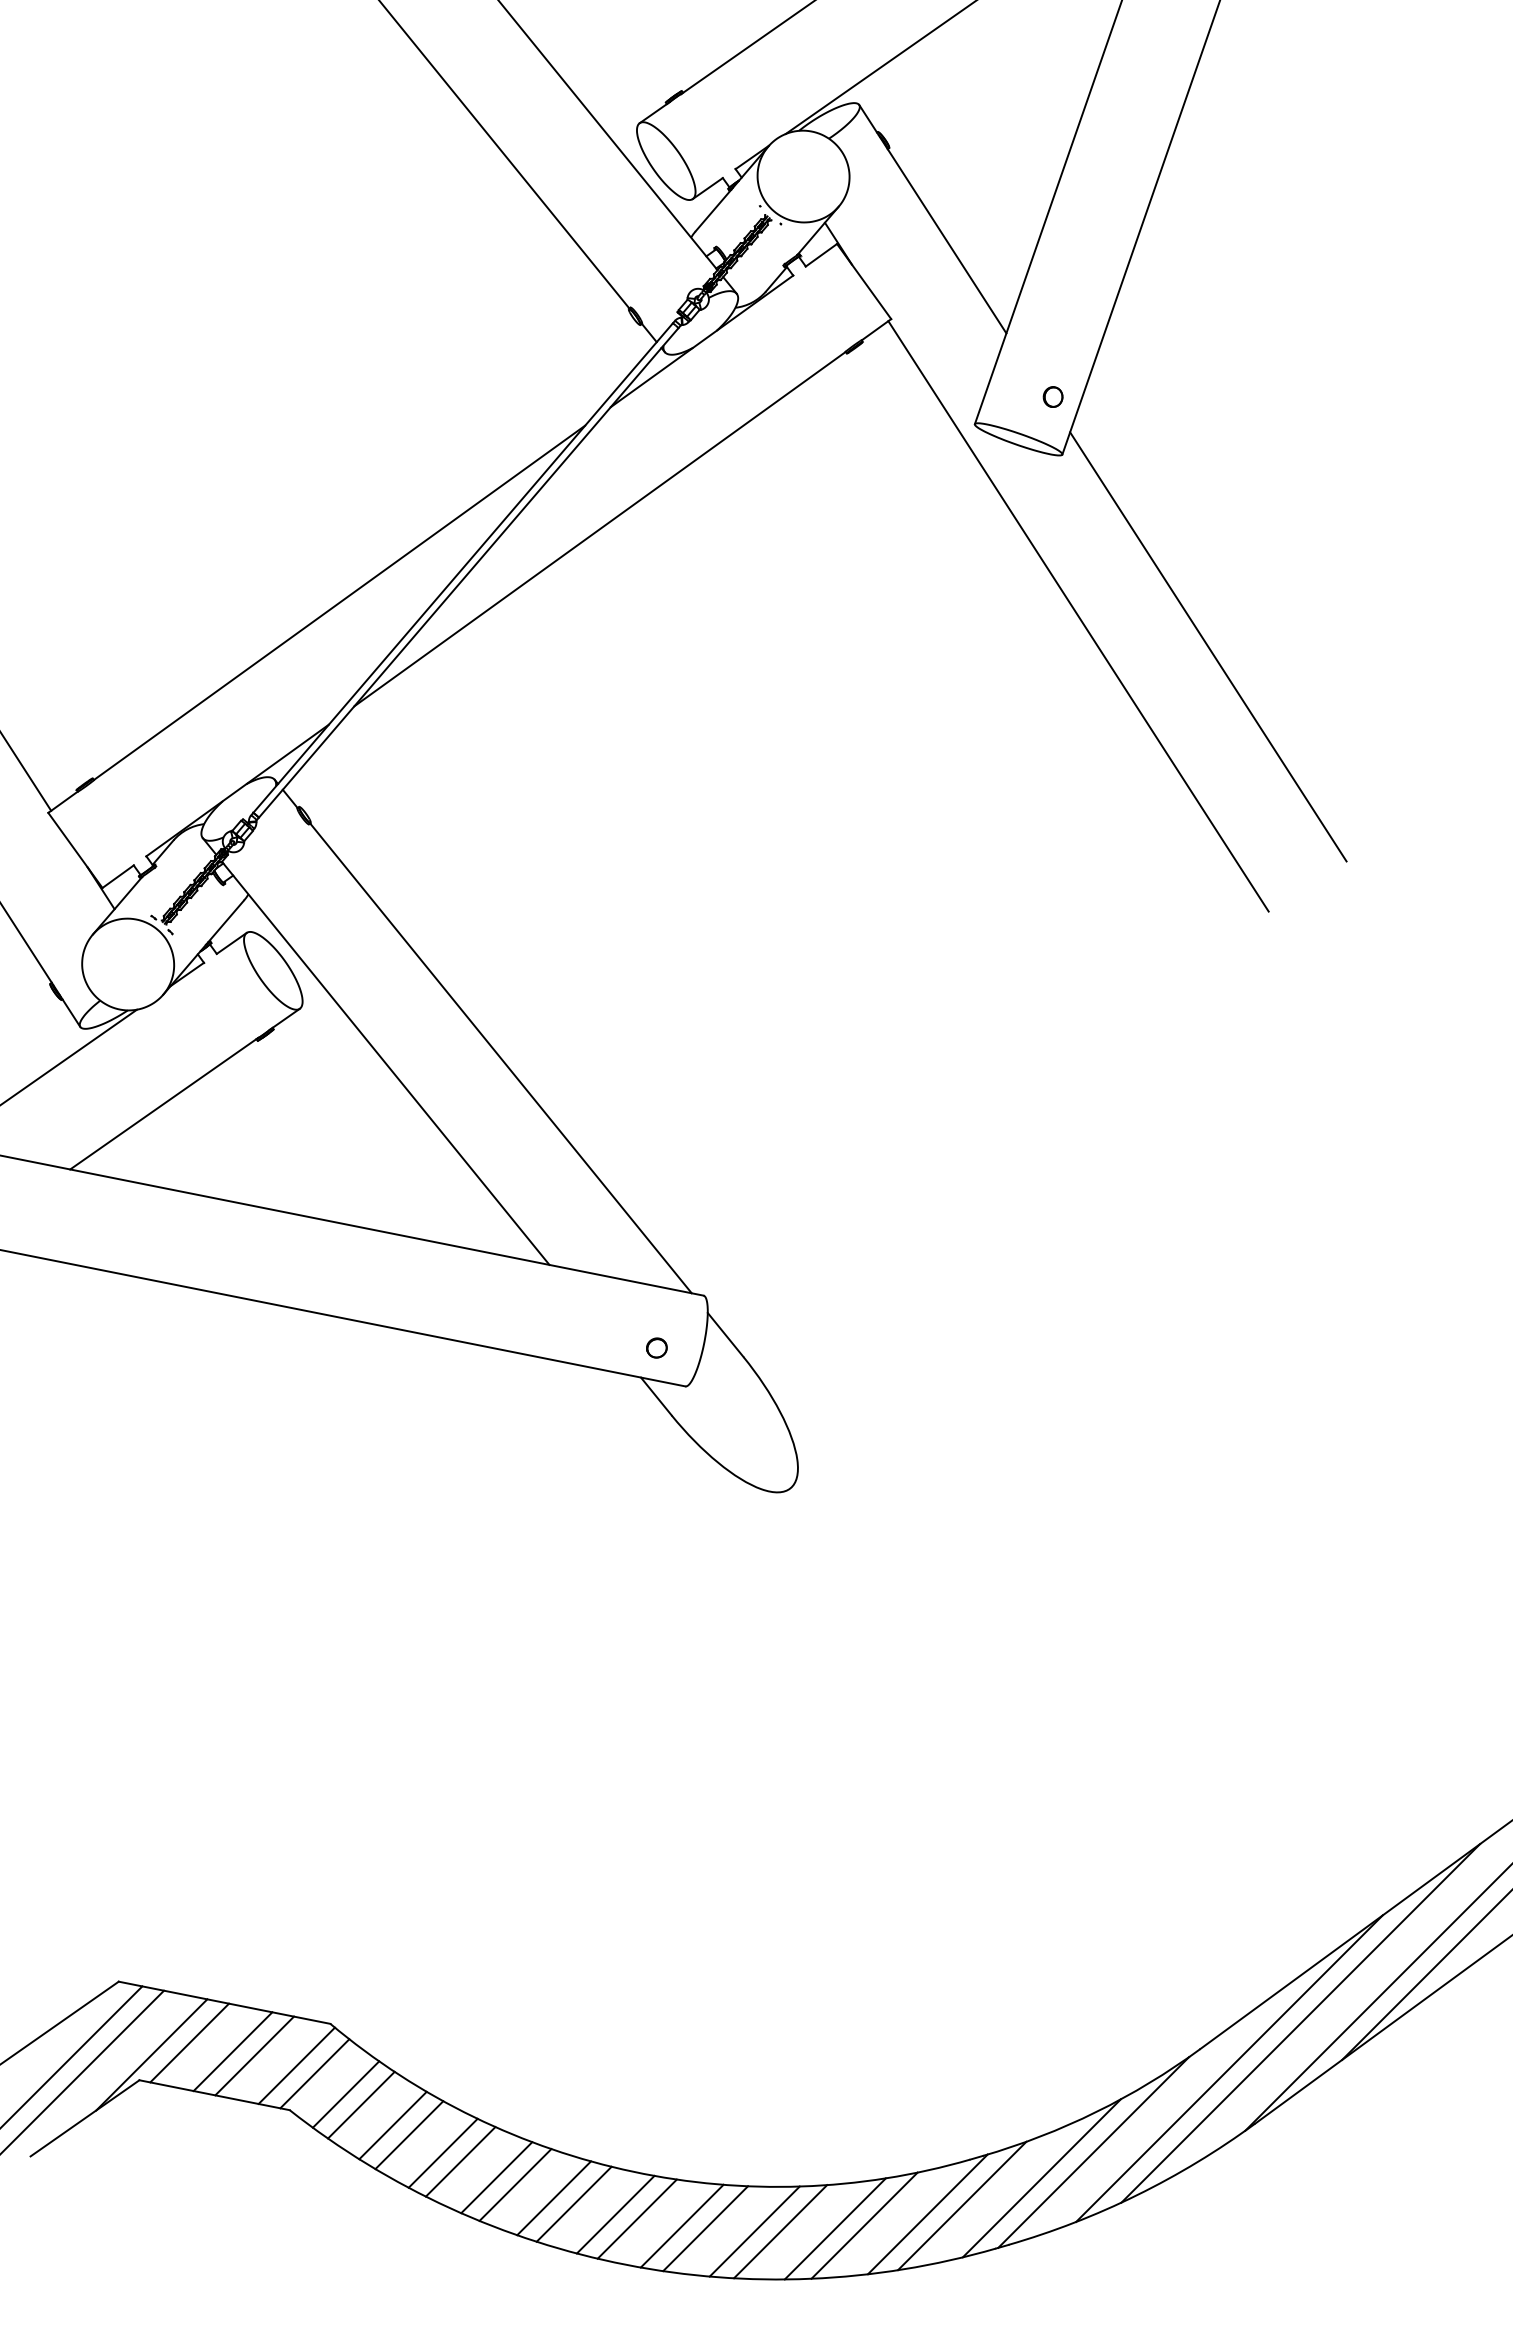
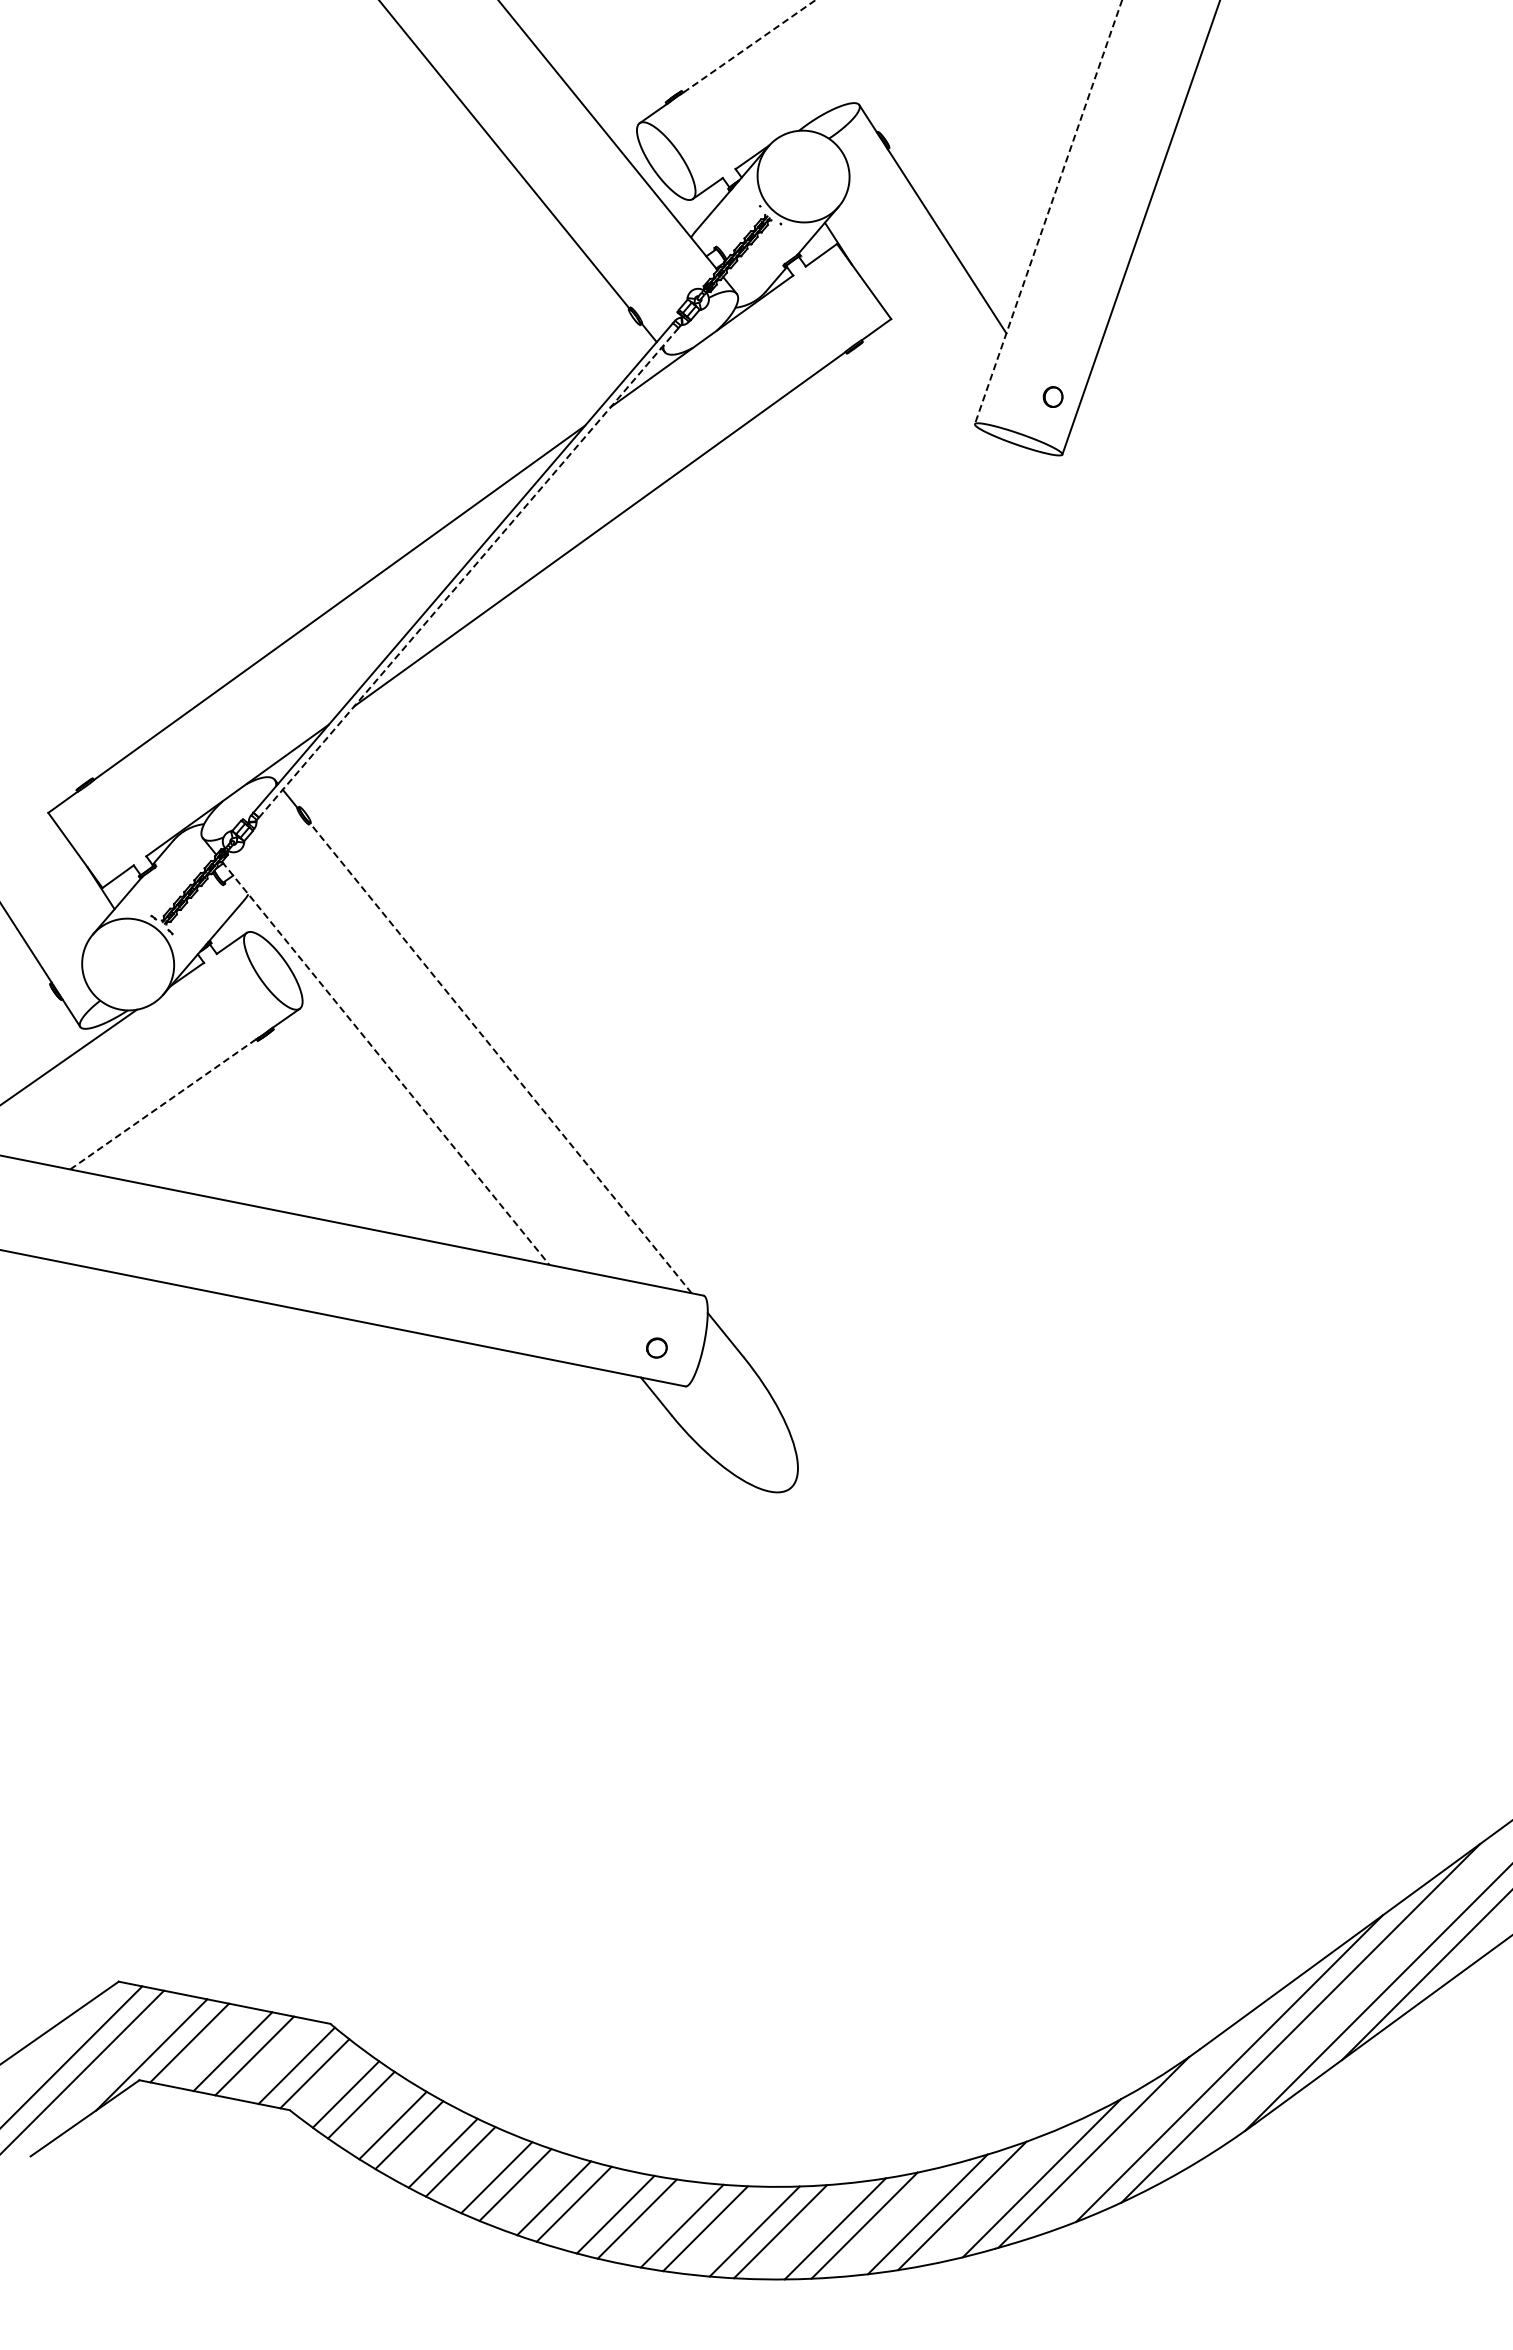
line: solid -> dashed (748, 47)
line: present -> none (879, 68)
line: solid -> dashed (1048, 212)
line: solid -> dashed (468, 572)
line: present -> none (1078, 616)
line: present -> none (1208, 646)
line: present -> none (26, 772)
line: solid -> dashed (500, 1058)
line: solid -> dashed (385, 1063)
line: solid -> dashed (164, 1103)
